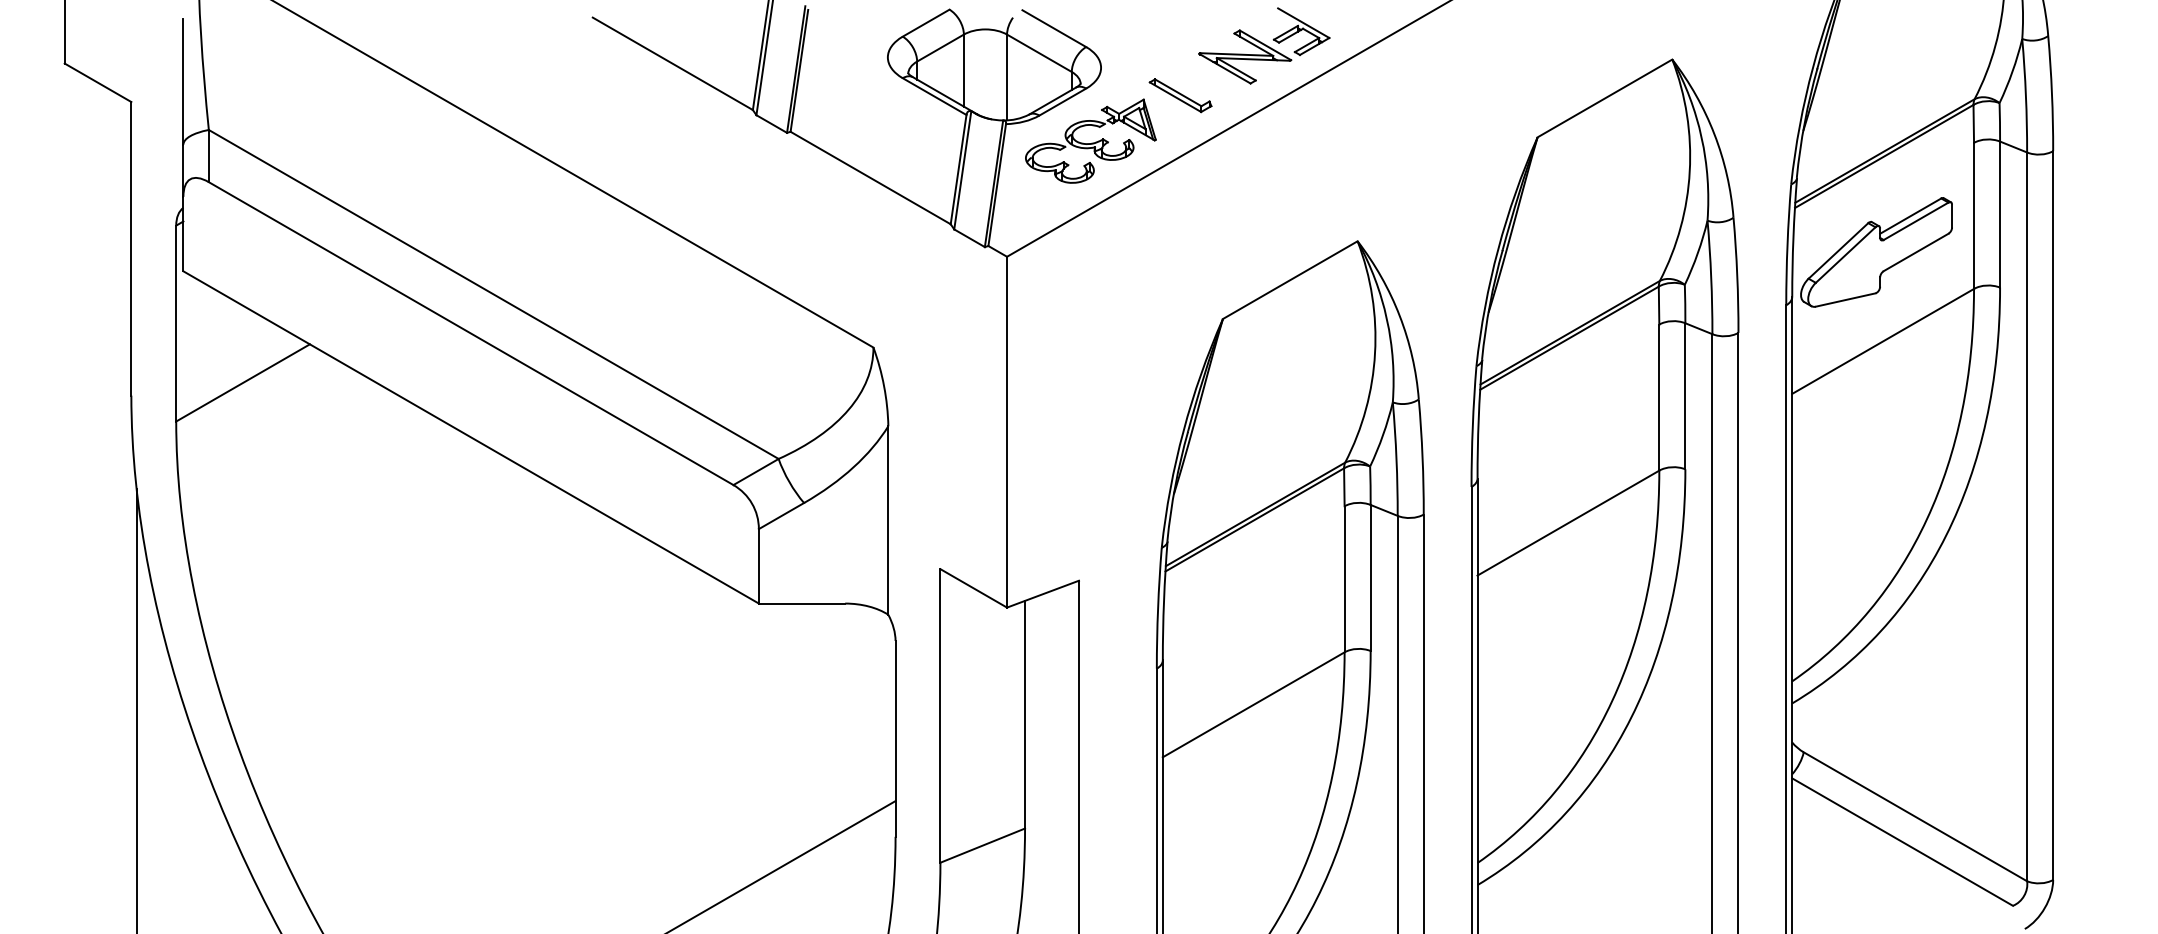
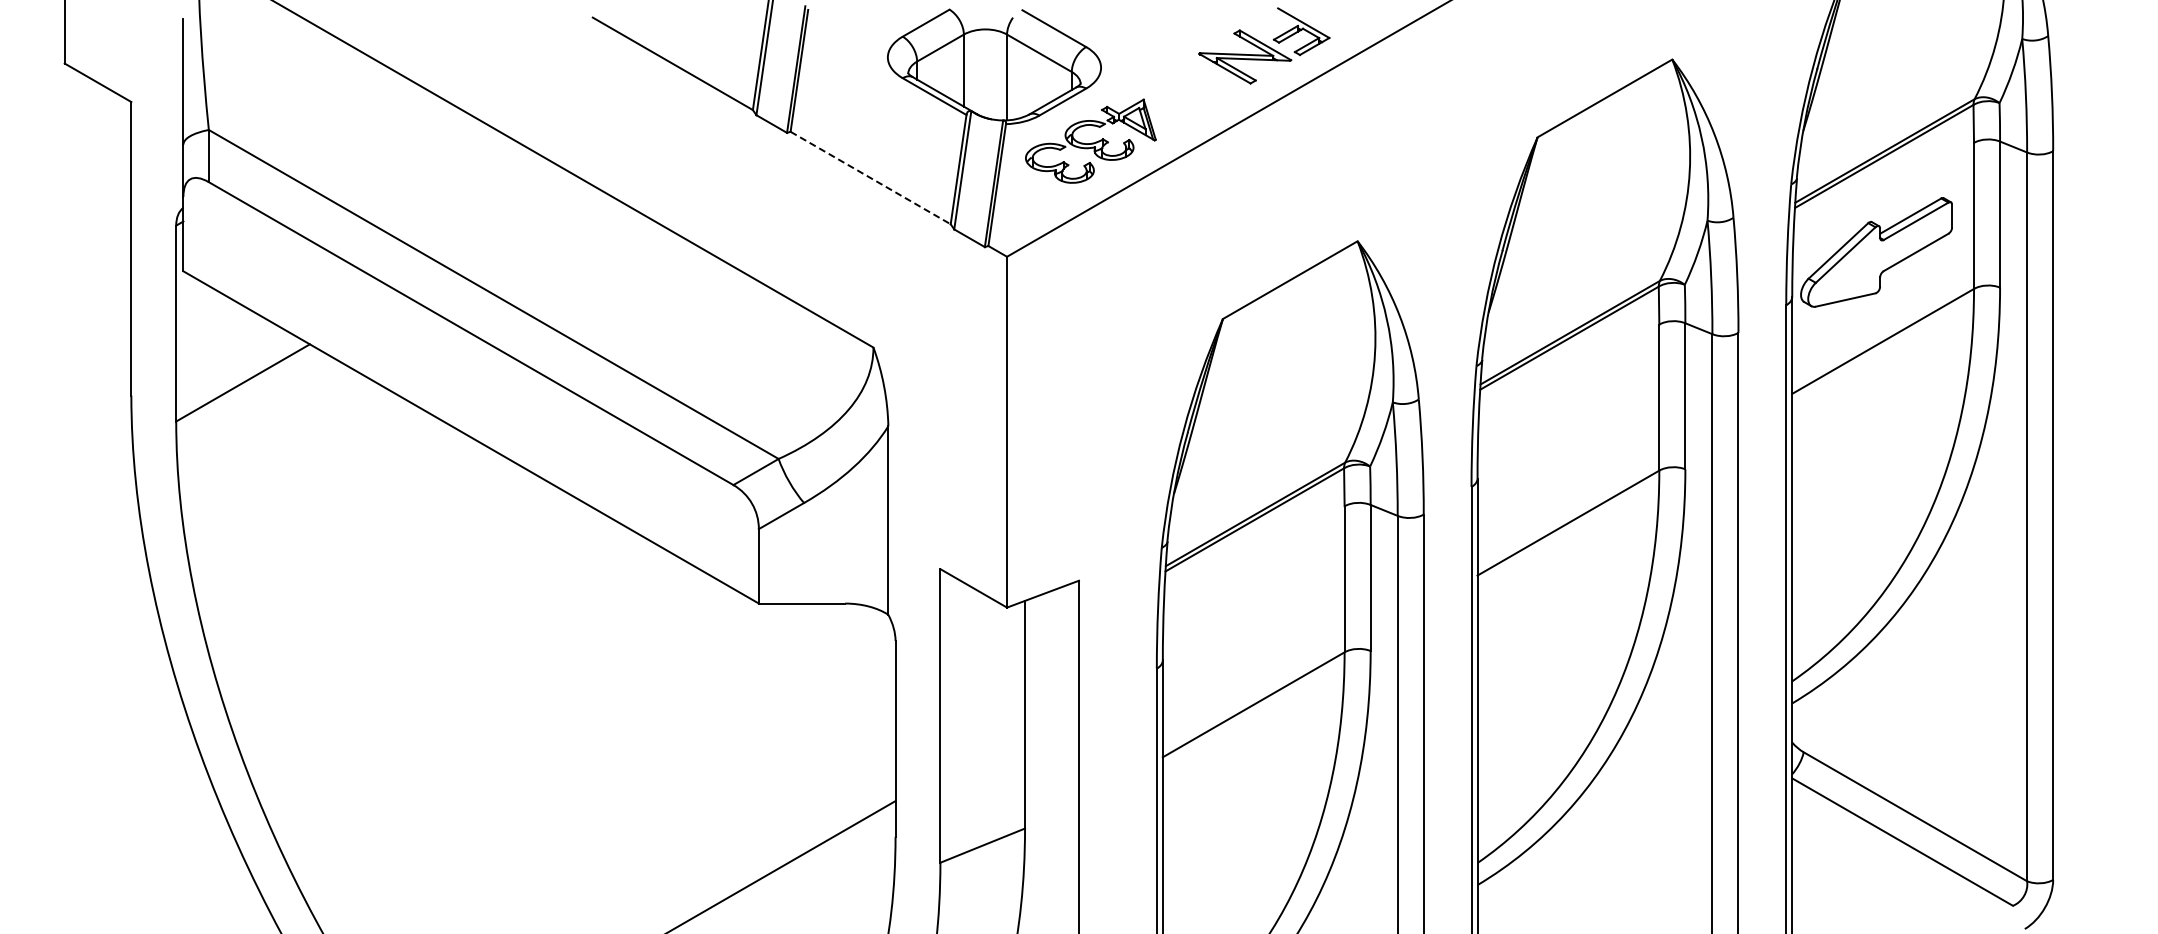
part: present -> none (1180, 95)
line: solid -> dashed (871, 178)
line: present -> none (136, 709)
